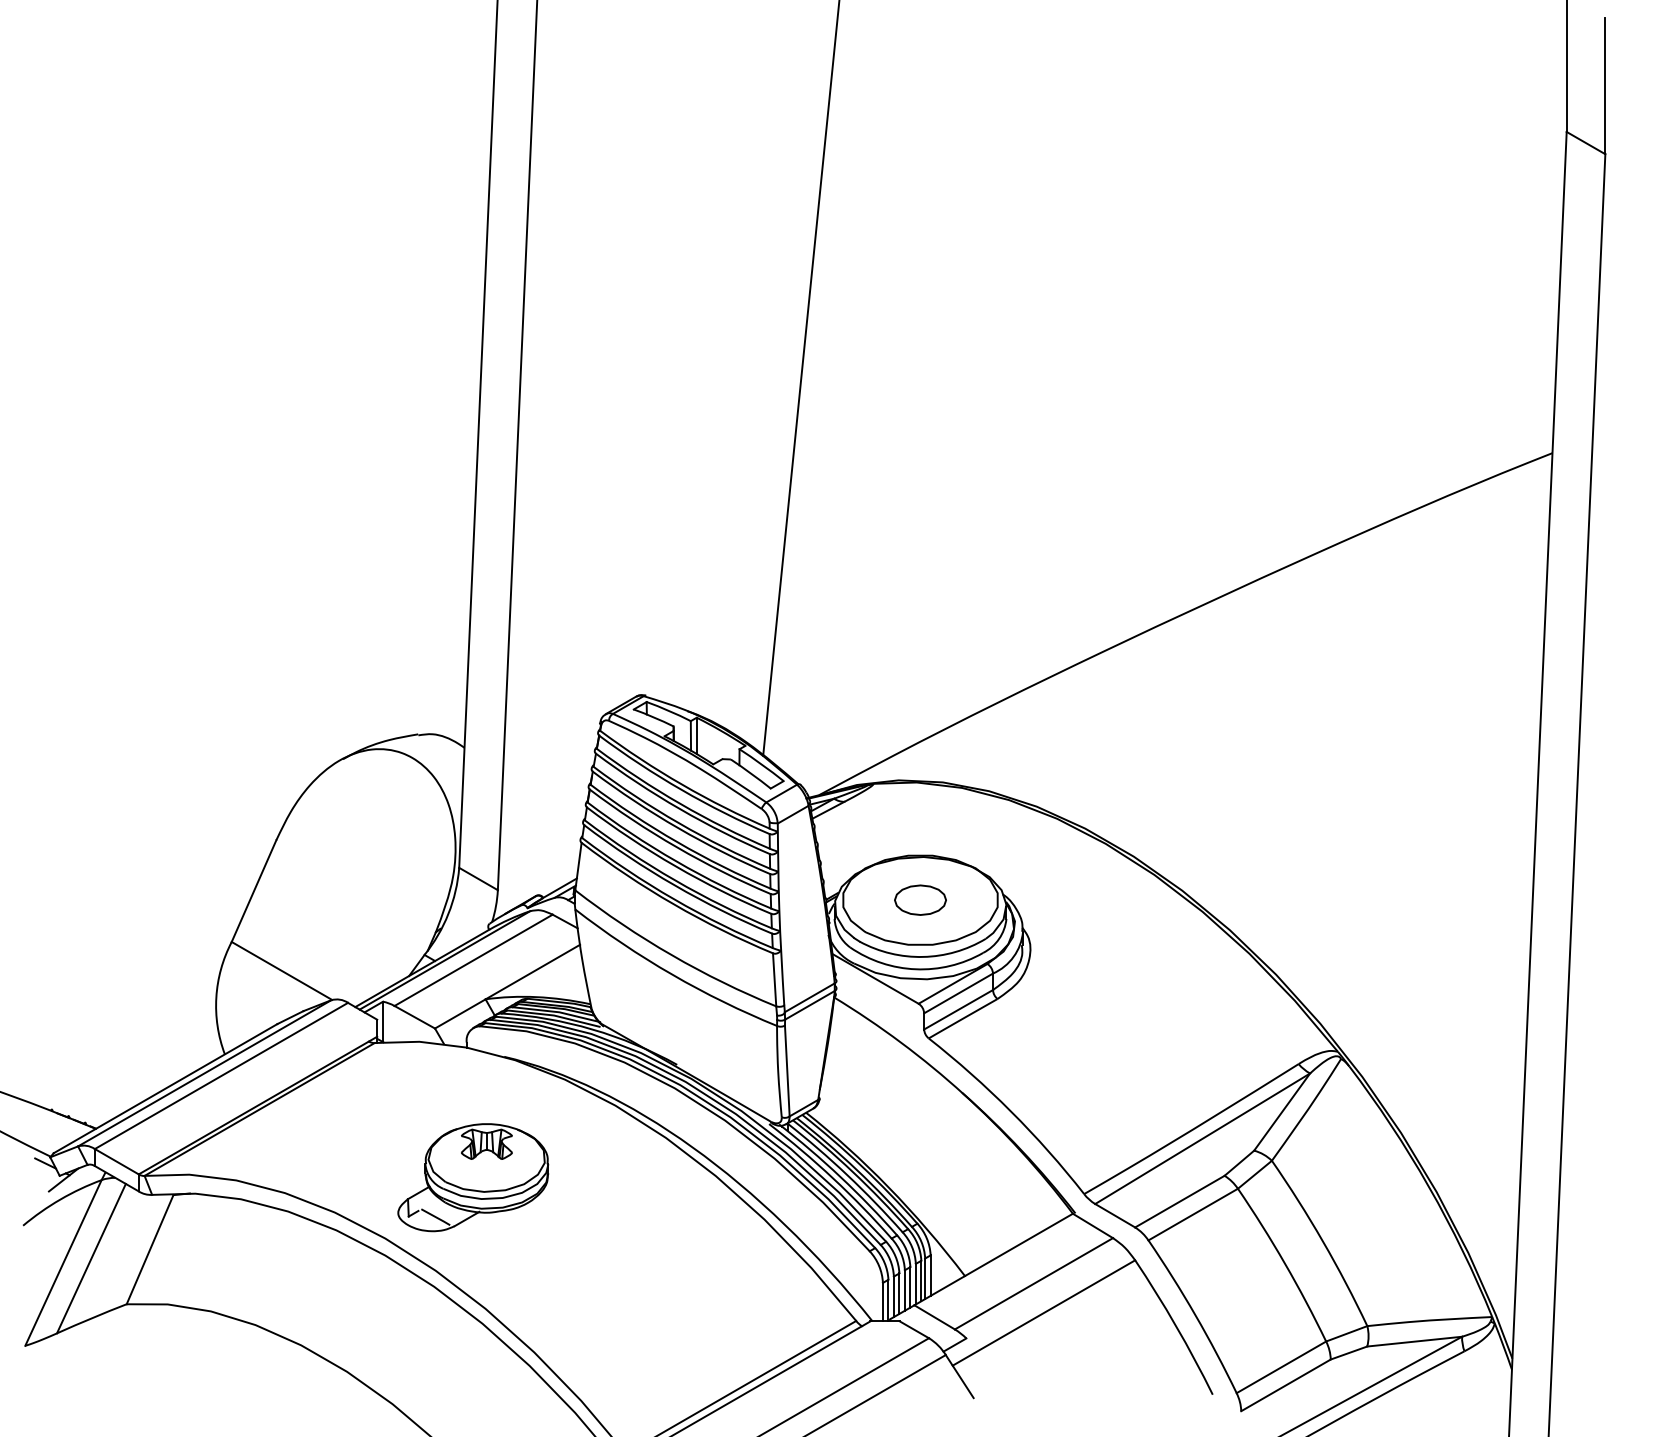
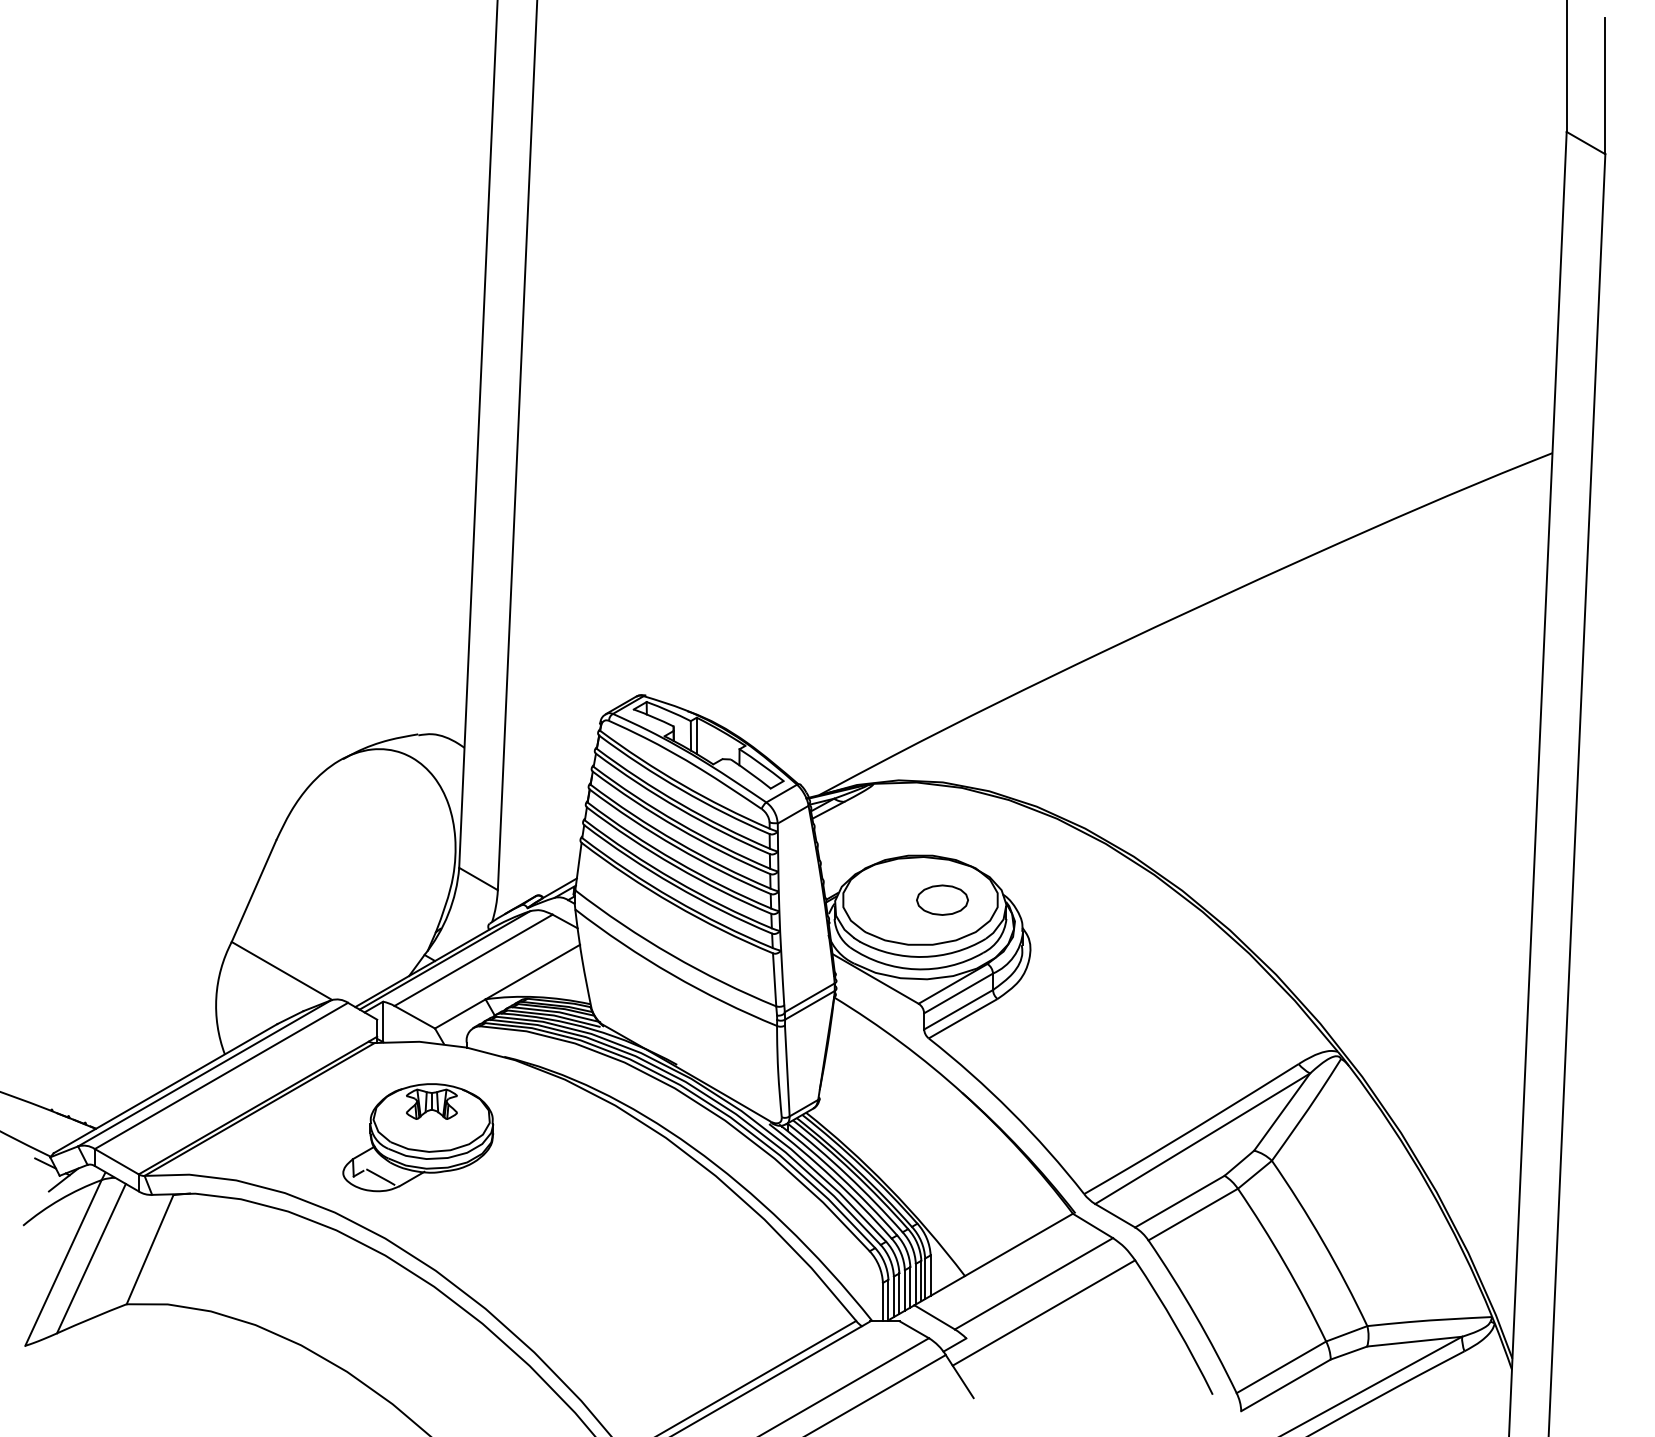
line: present -> none (801, 378)
part position: (920, 899) -> (942, 899) (942, 899)
part position: (473, 1177) -> (418, 1137) (418, 1137)
